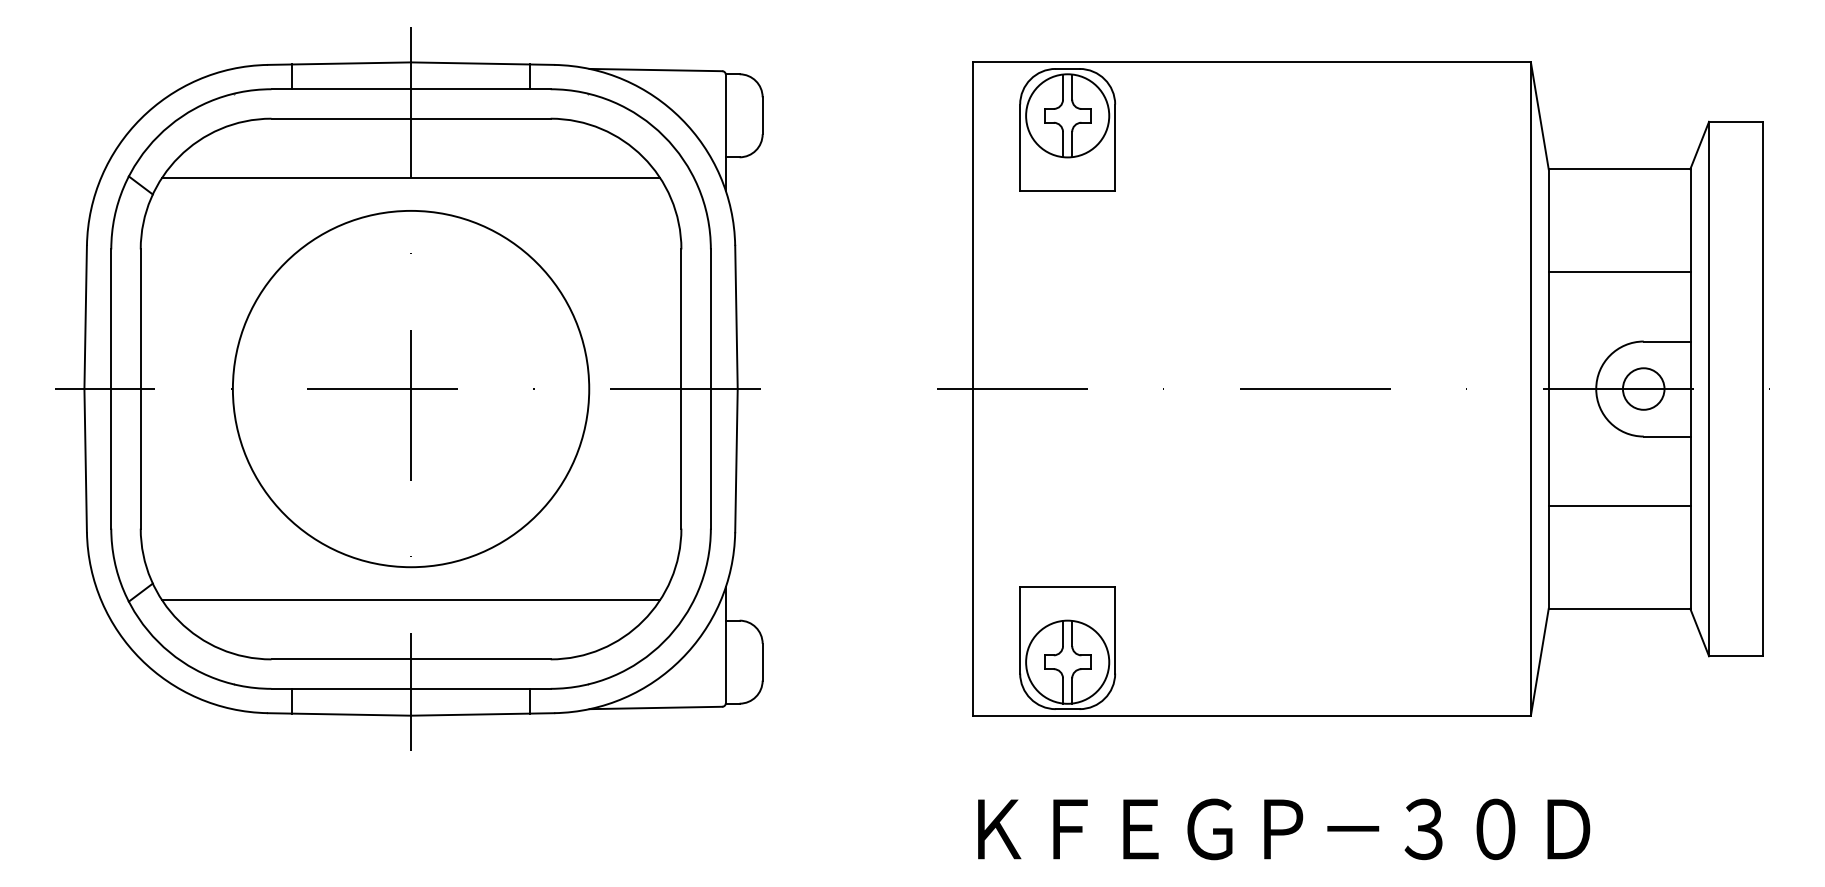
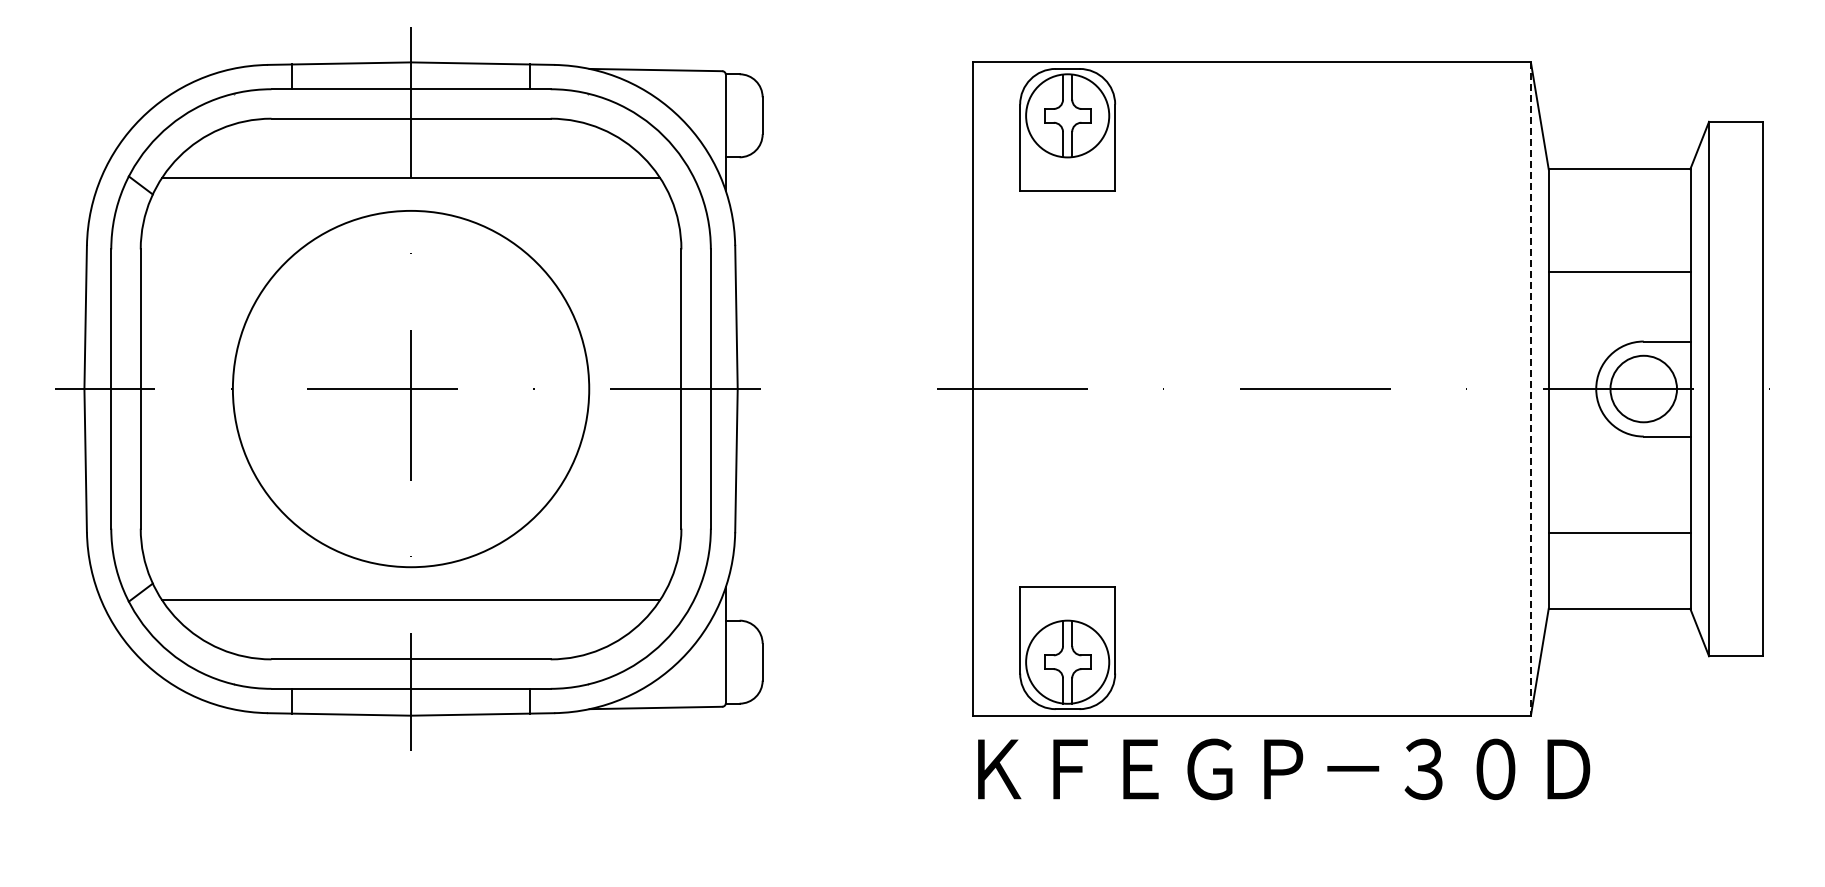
circle diameter: 42 px -> 67 px (1643, 388)
line: solid -> dashed (1530, 389)
line position: (1619, 506) -> (1619, 533) (1619, 533)
text position: (1284, 829) -> (1284, 769) (1284, 769)
